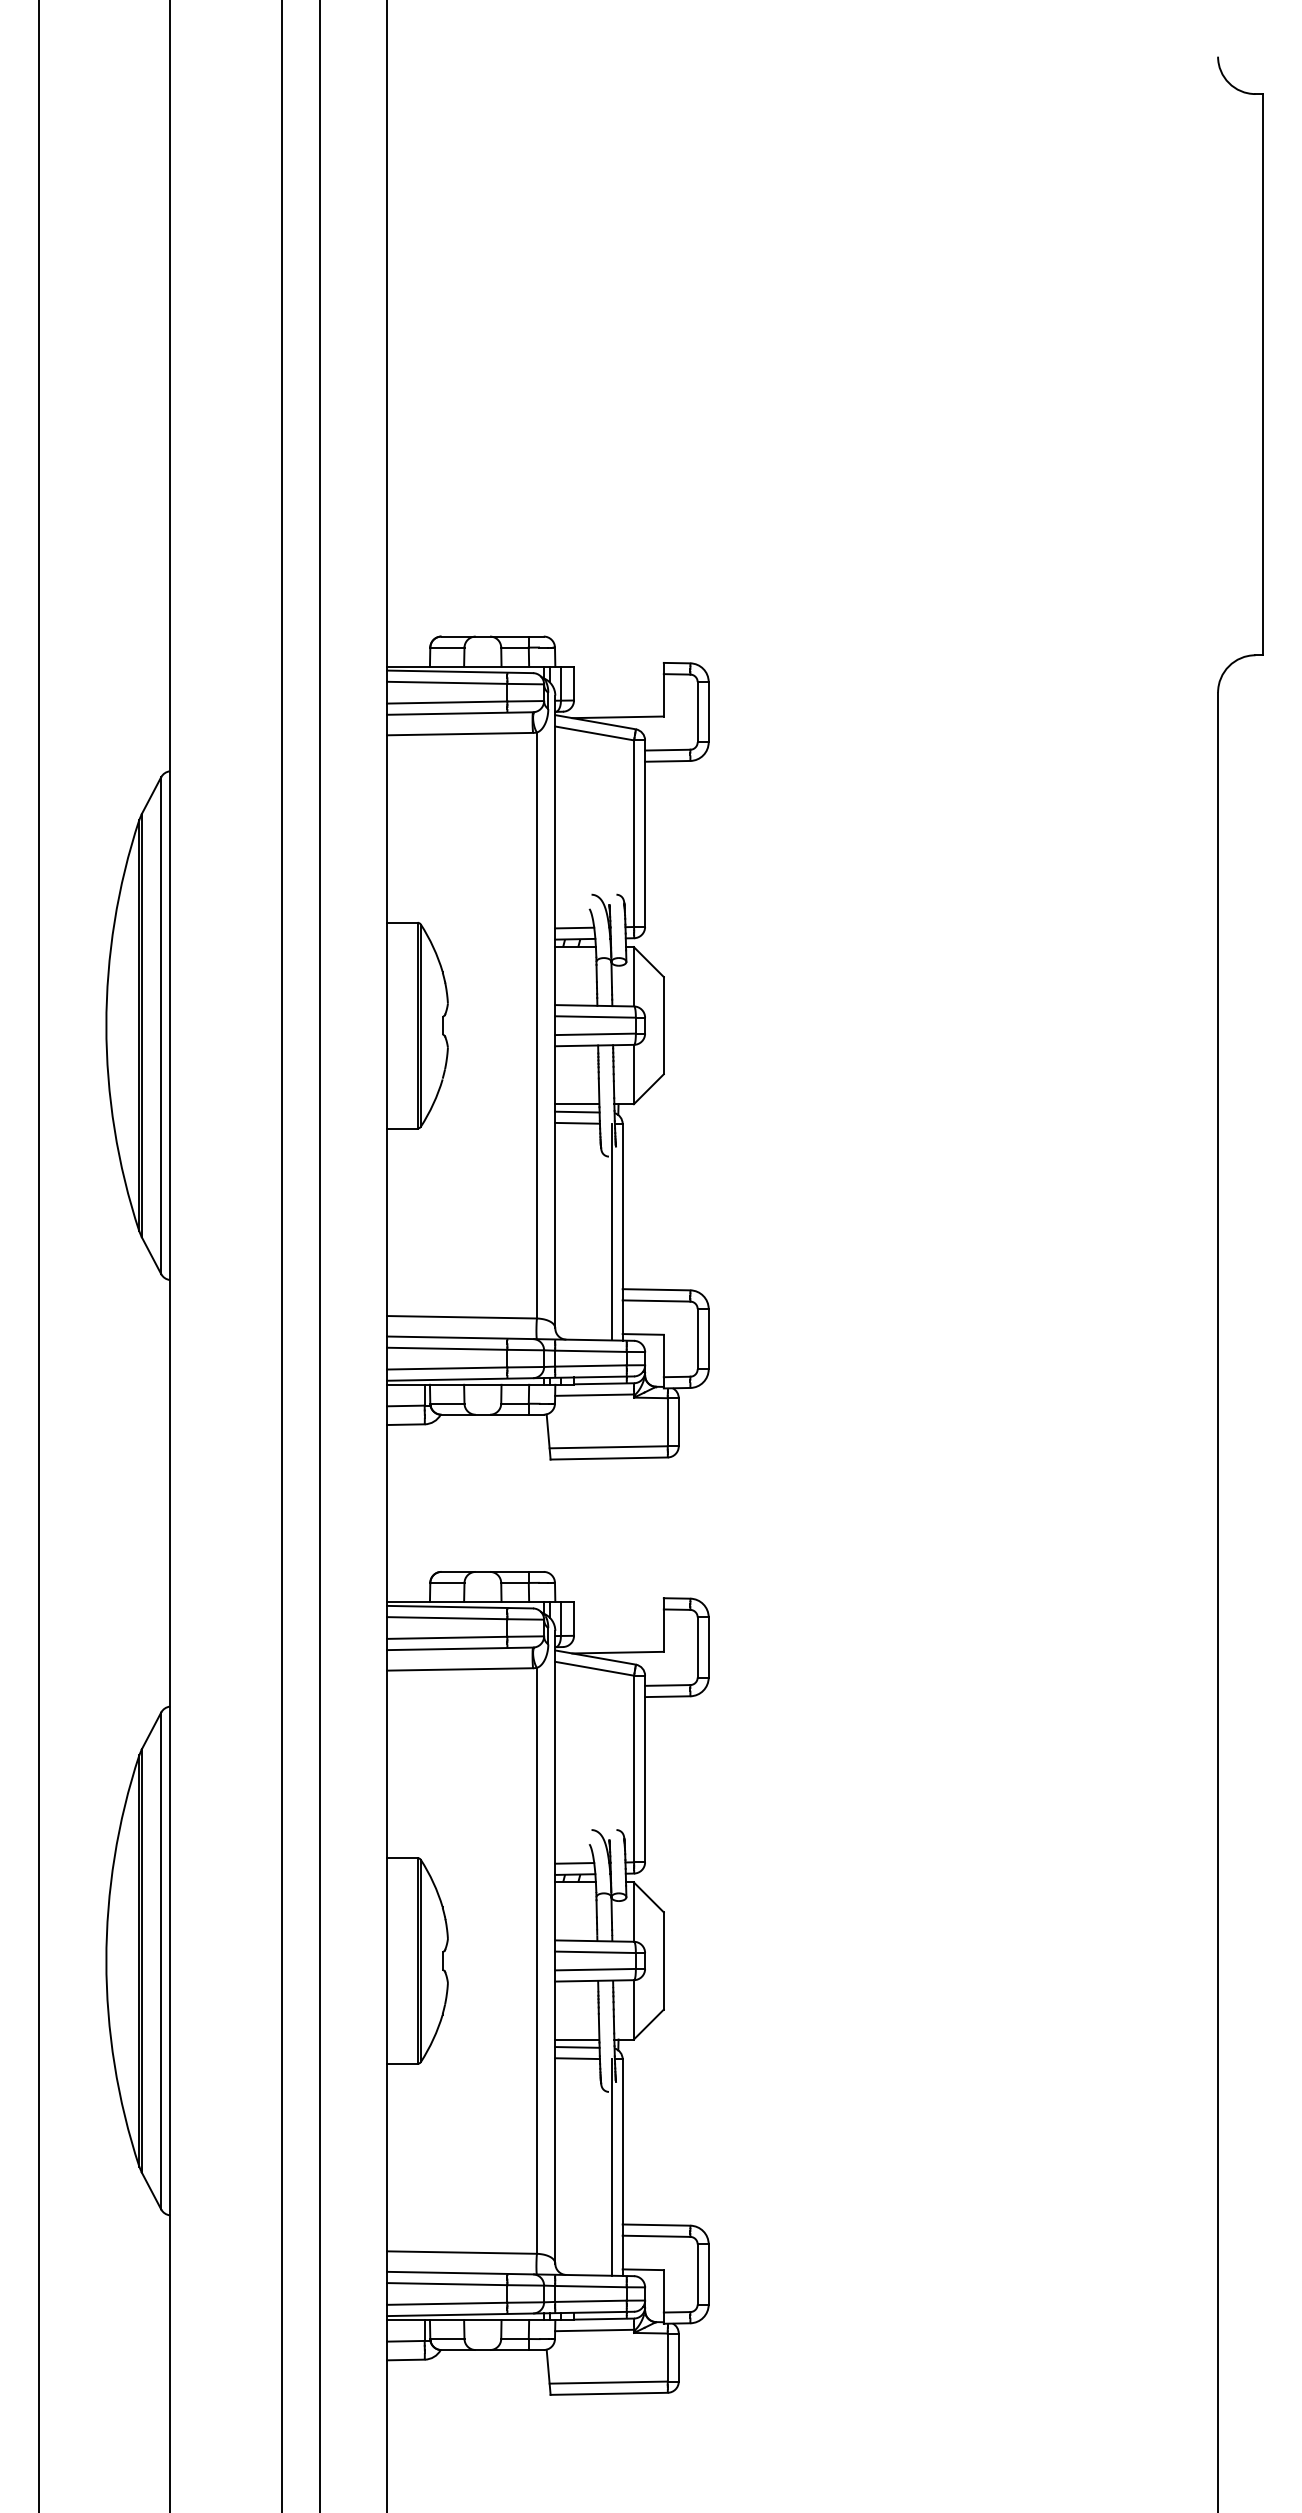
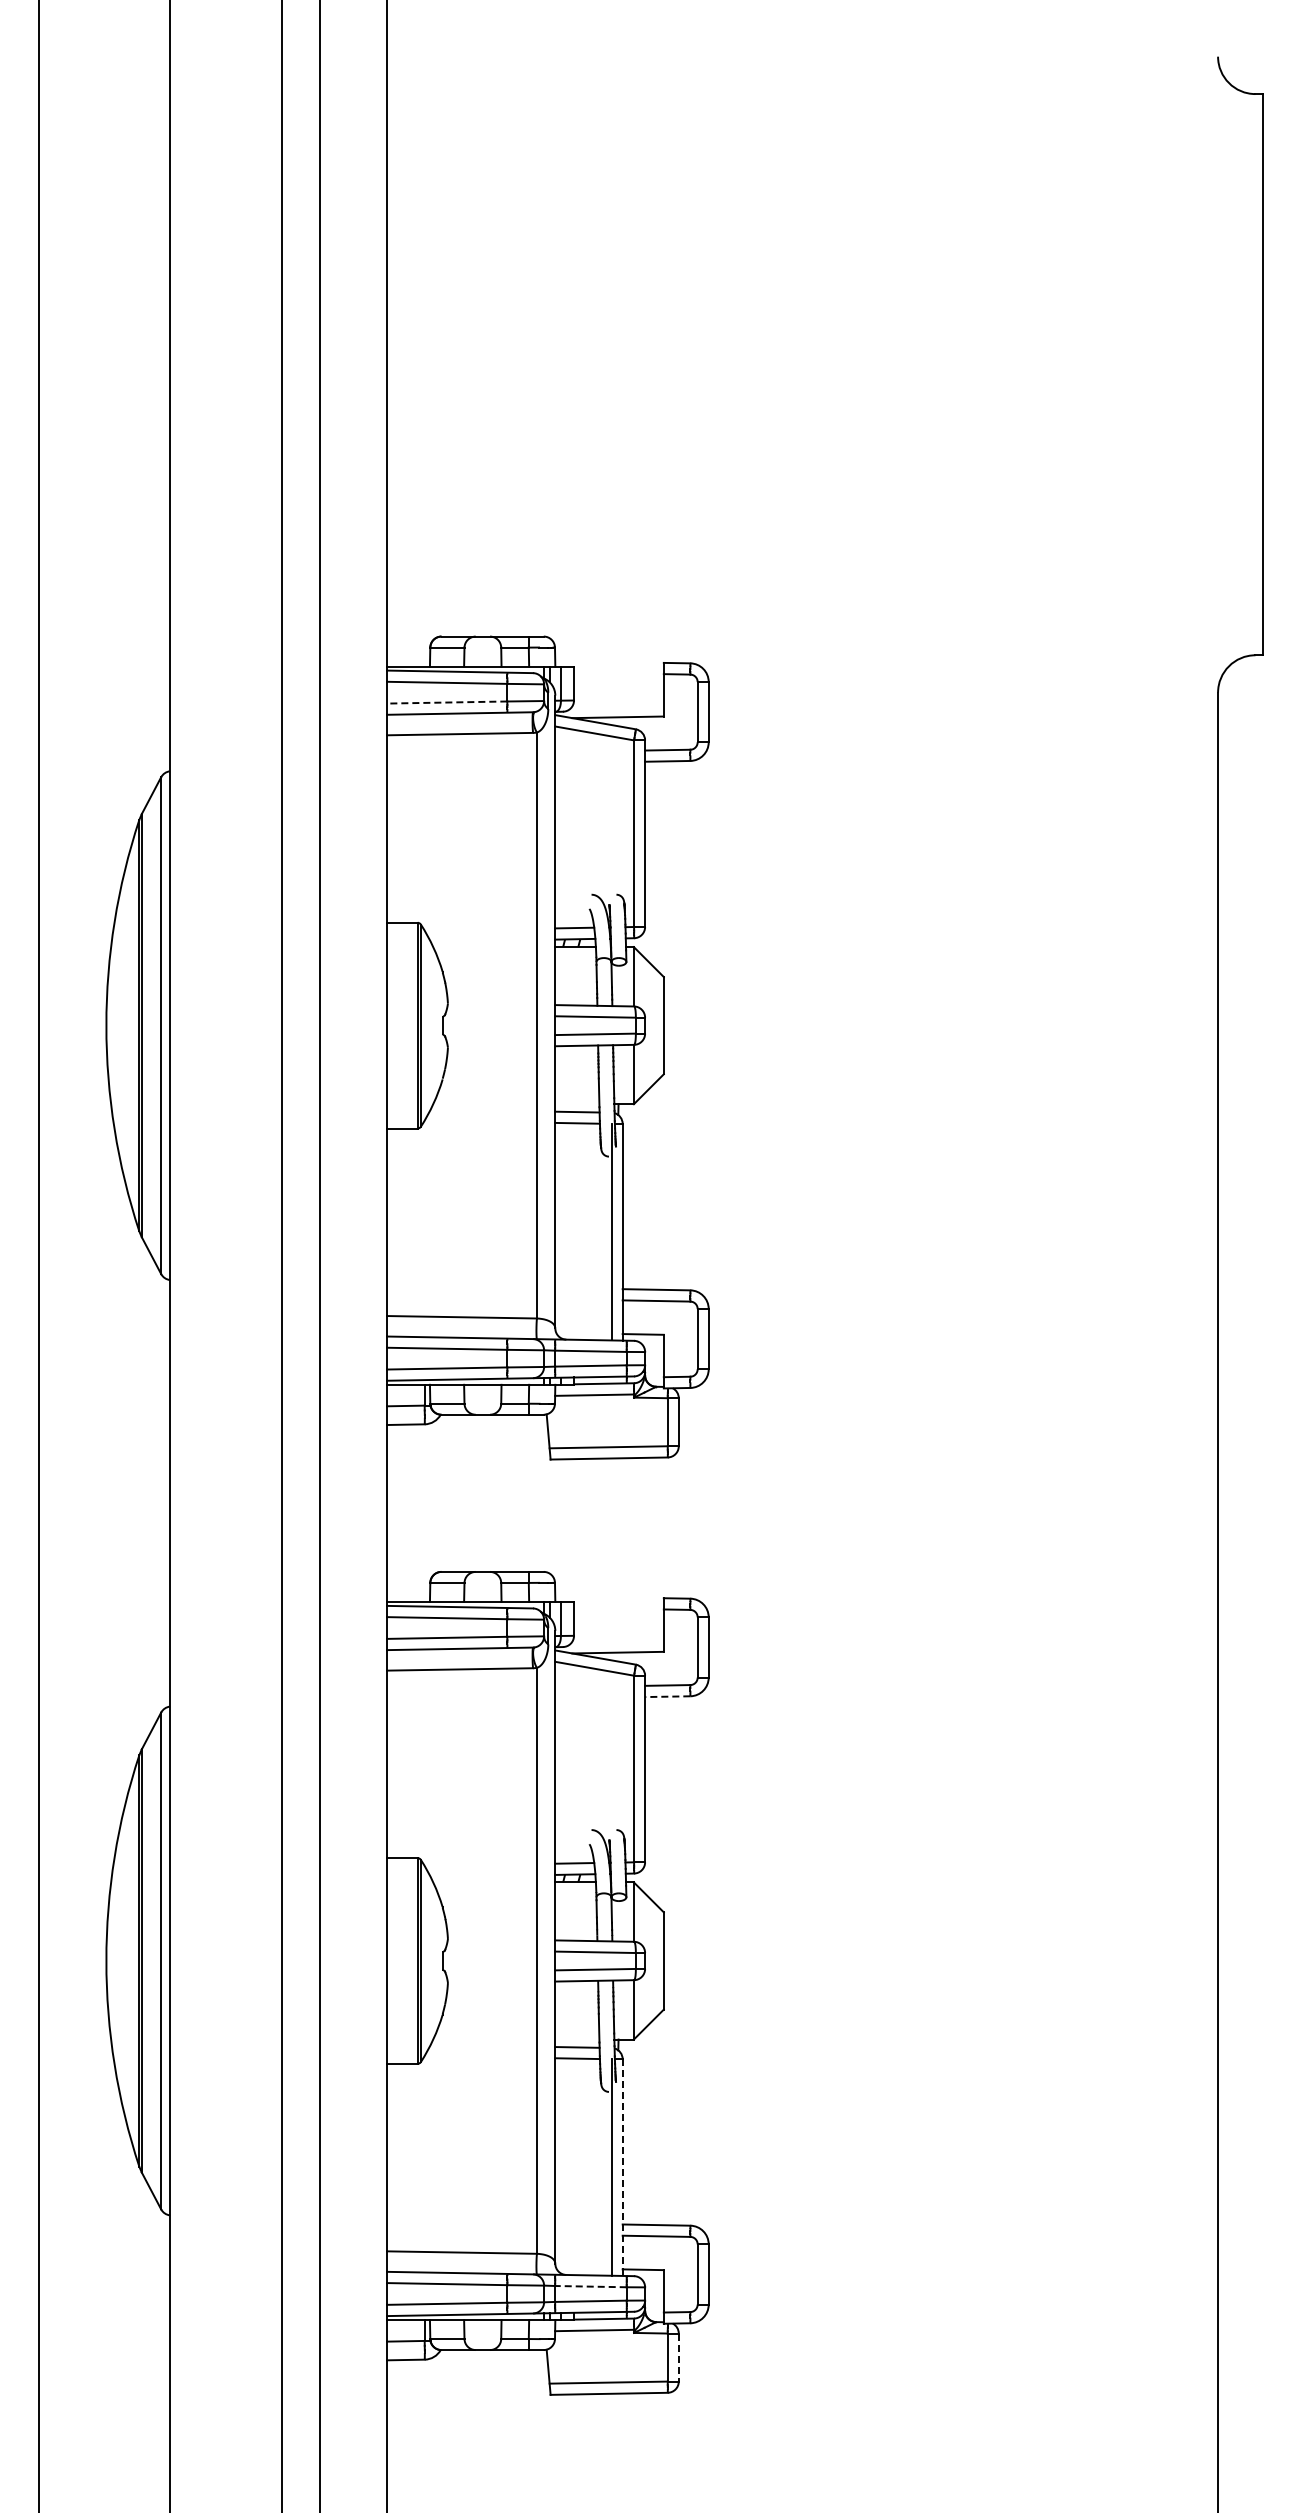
line: solid -> dashed (446, 702)
line: present -> none (577, 1104)
line: solid -> dashed (667, 1696)
line: present -> none (577, 2039)
line: solid -> dashed (622, 2168)
line: solid -> dashed (590, 2286)
line: solid -> dashed (678, 2358)
